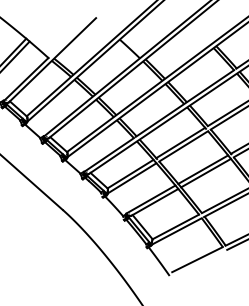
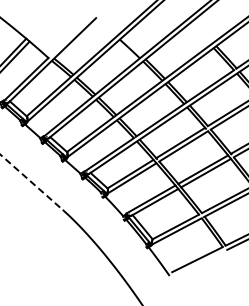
line: solid -> dashed (31, 182)
